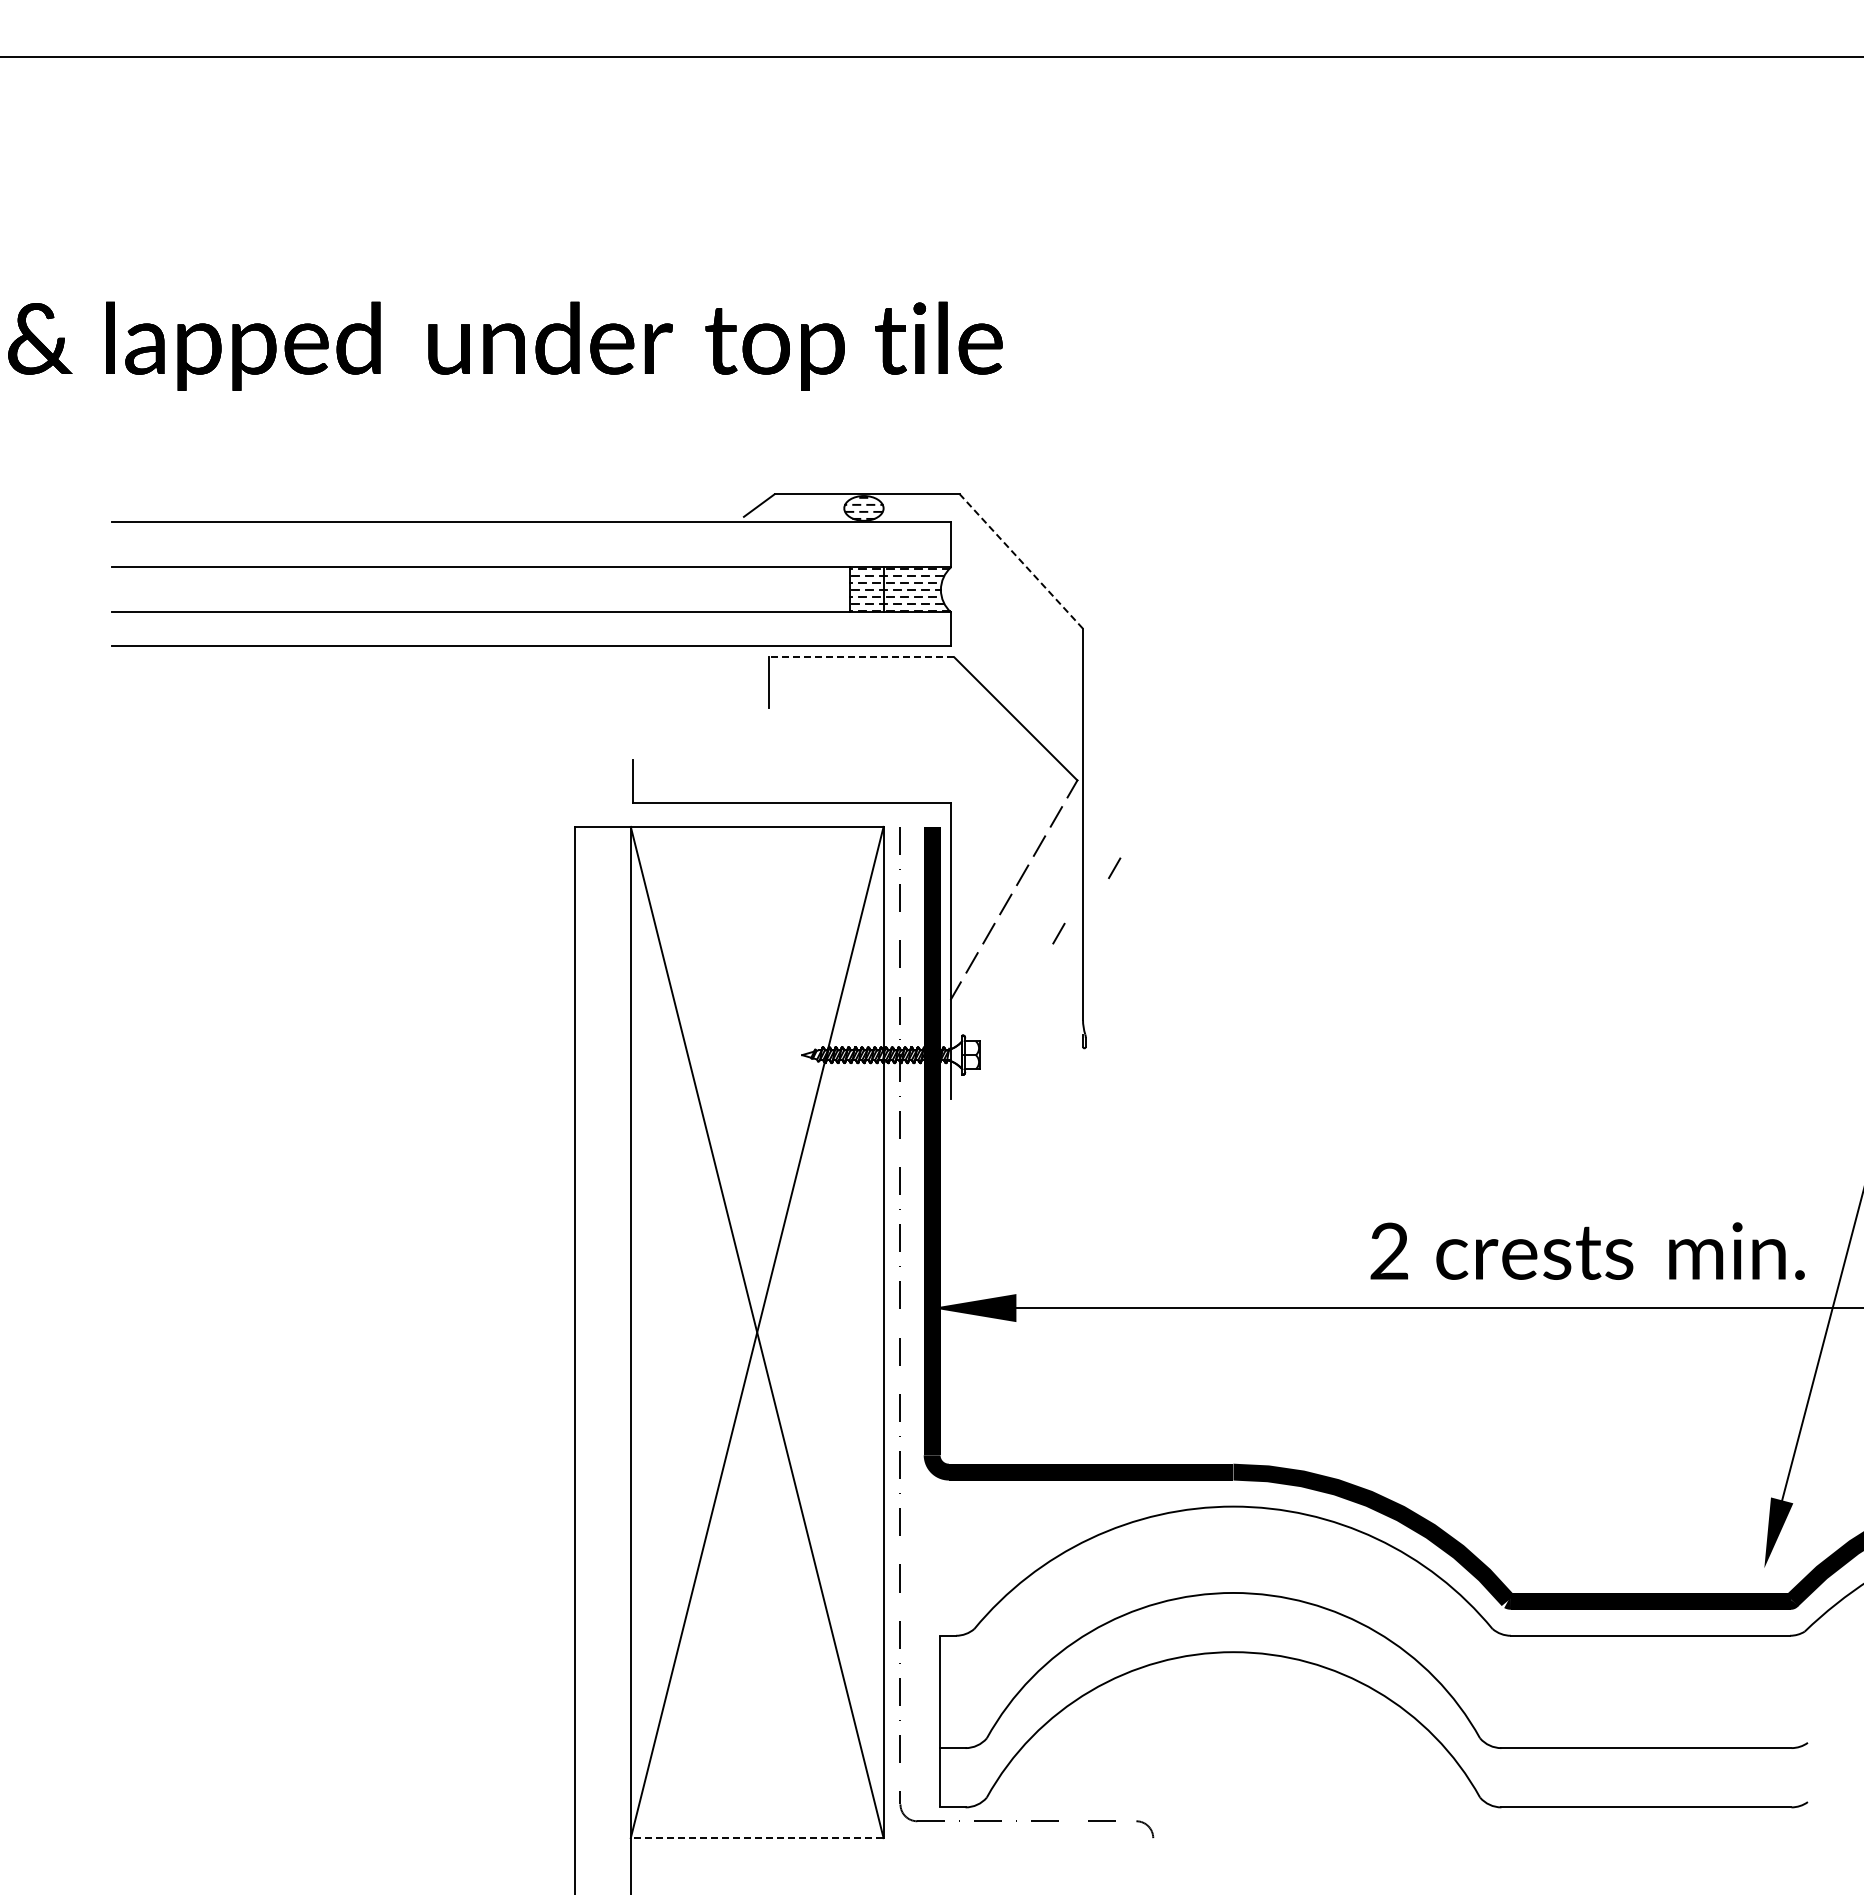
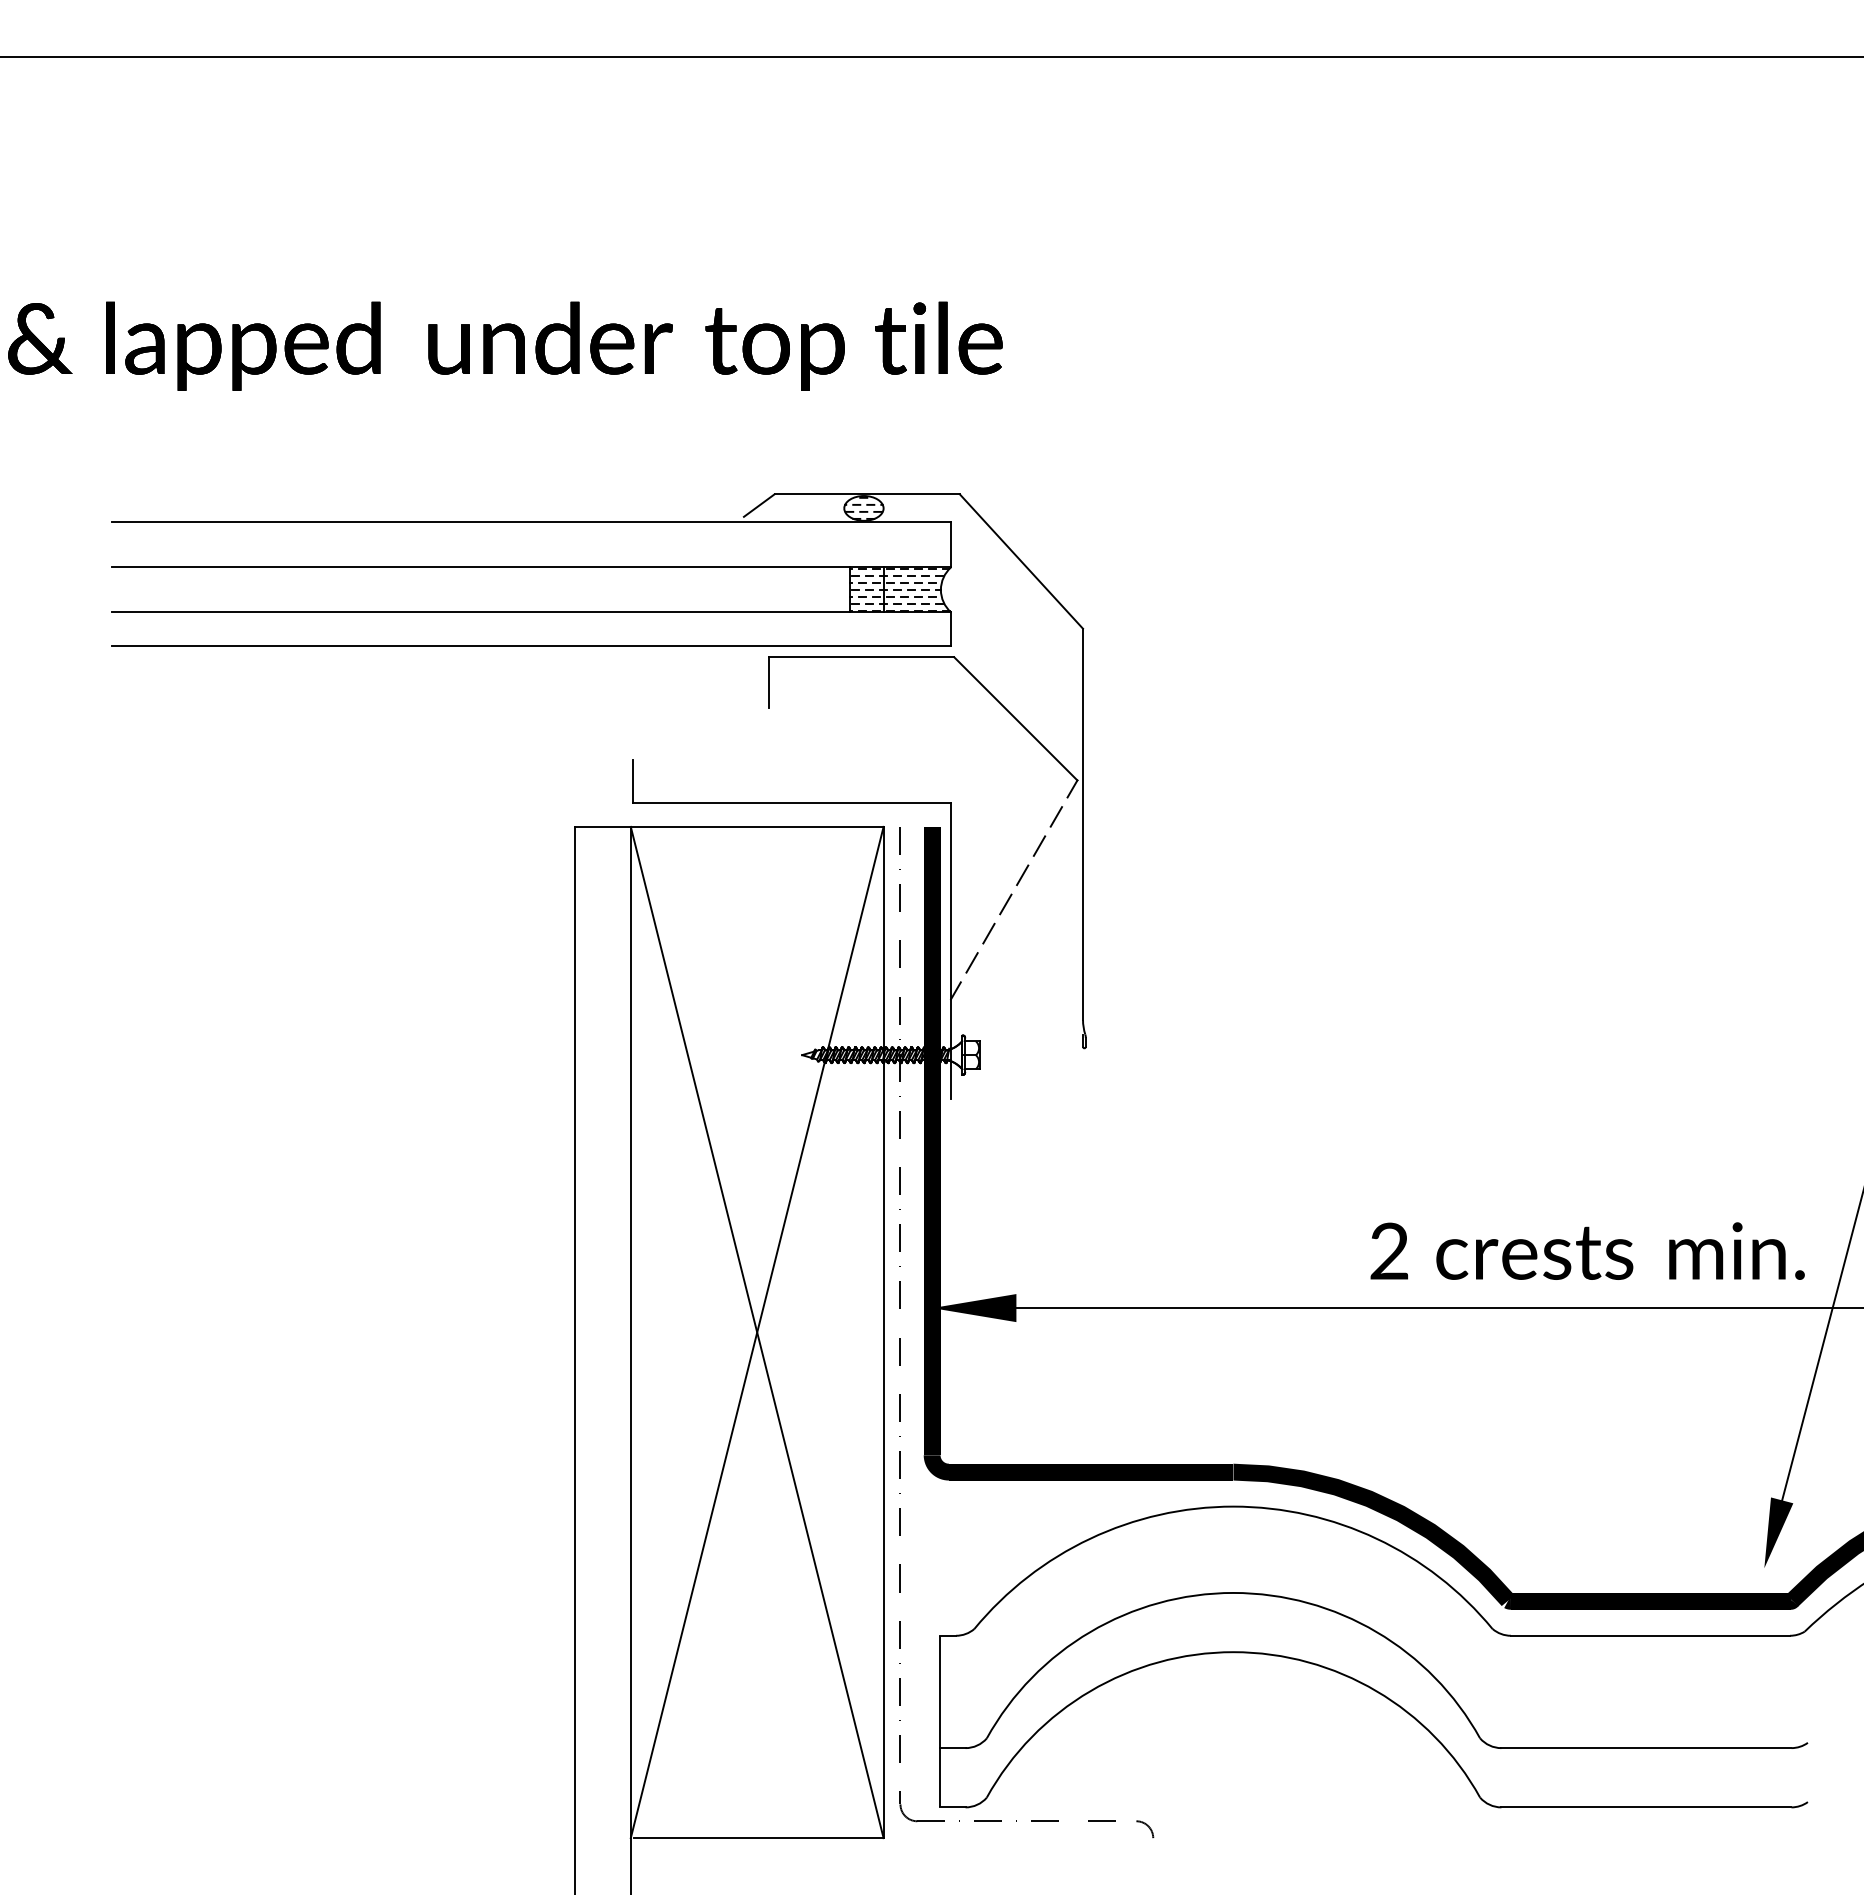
line: dashed -> solid (1021, 561)
line: dashed -> solid (861, 657)
line: present -> none (1114, 868)
line: present -> none (1058, 933)
line: dashed -> solid (758, 1838)
